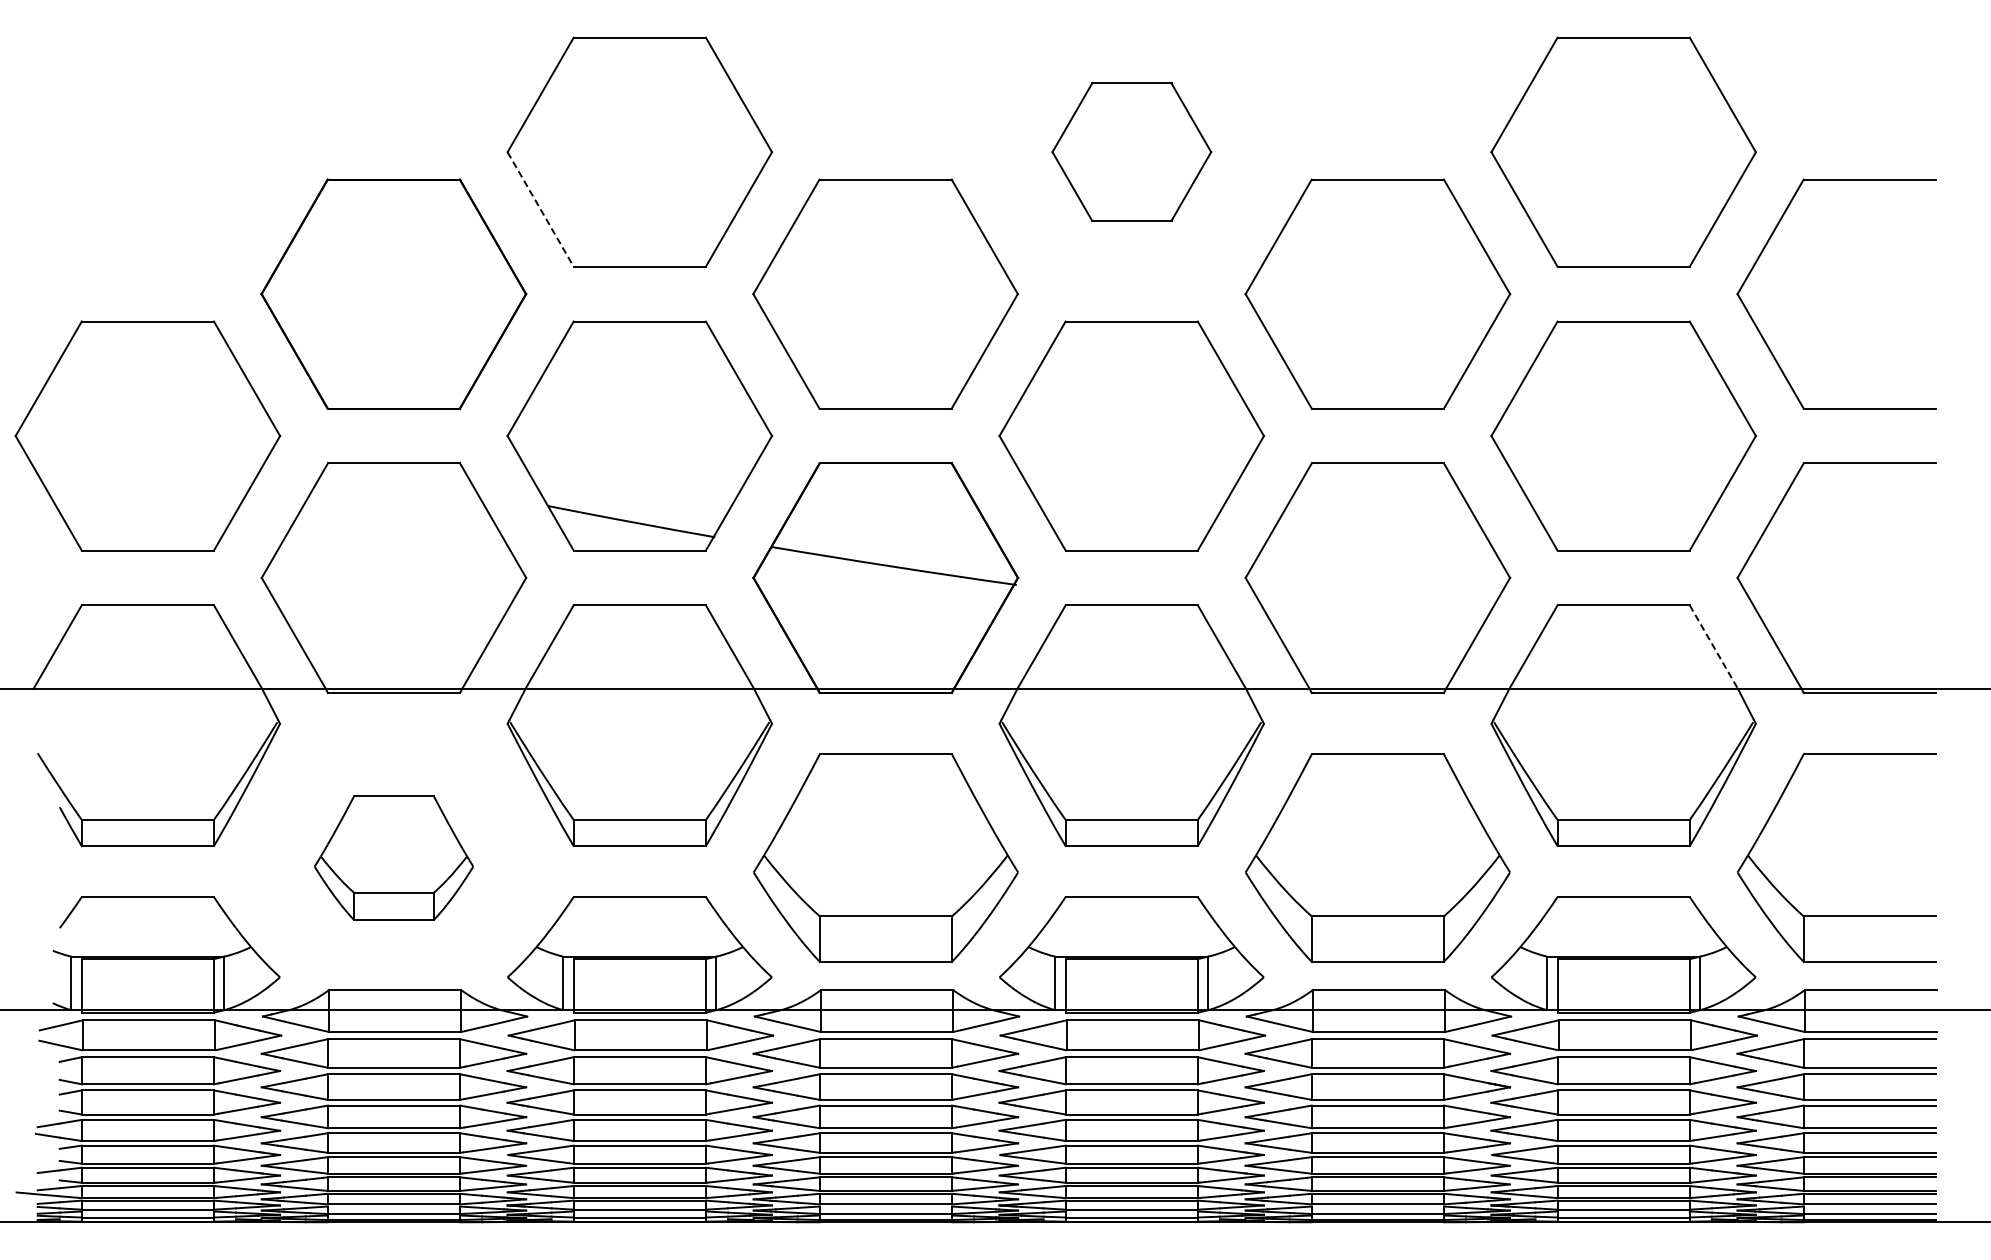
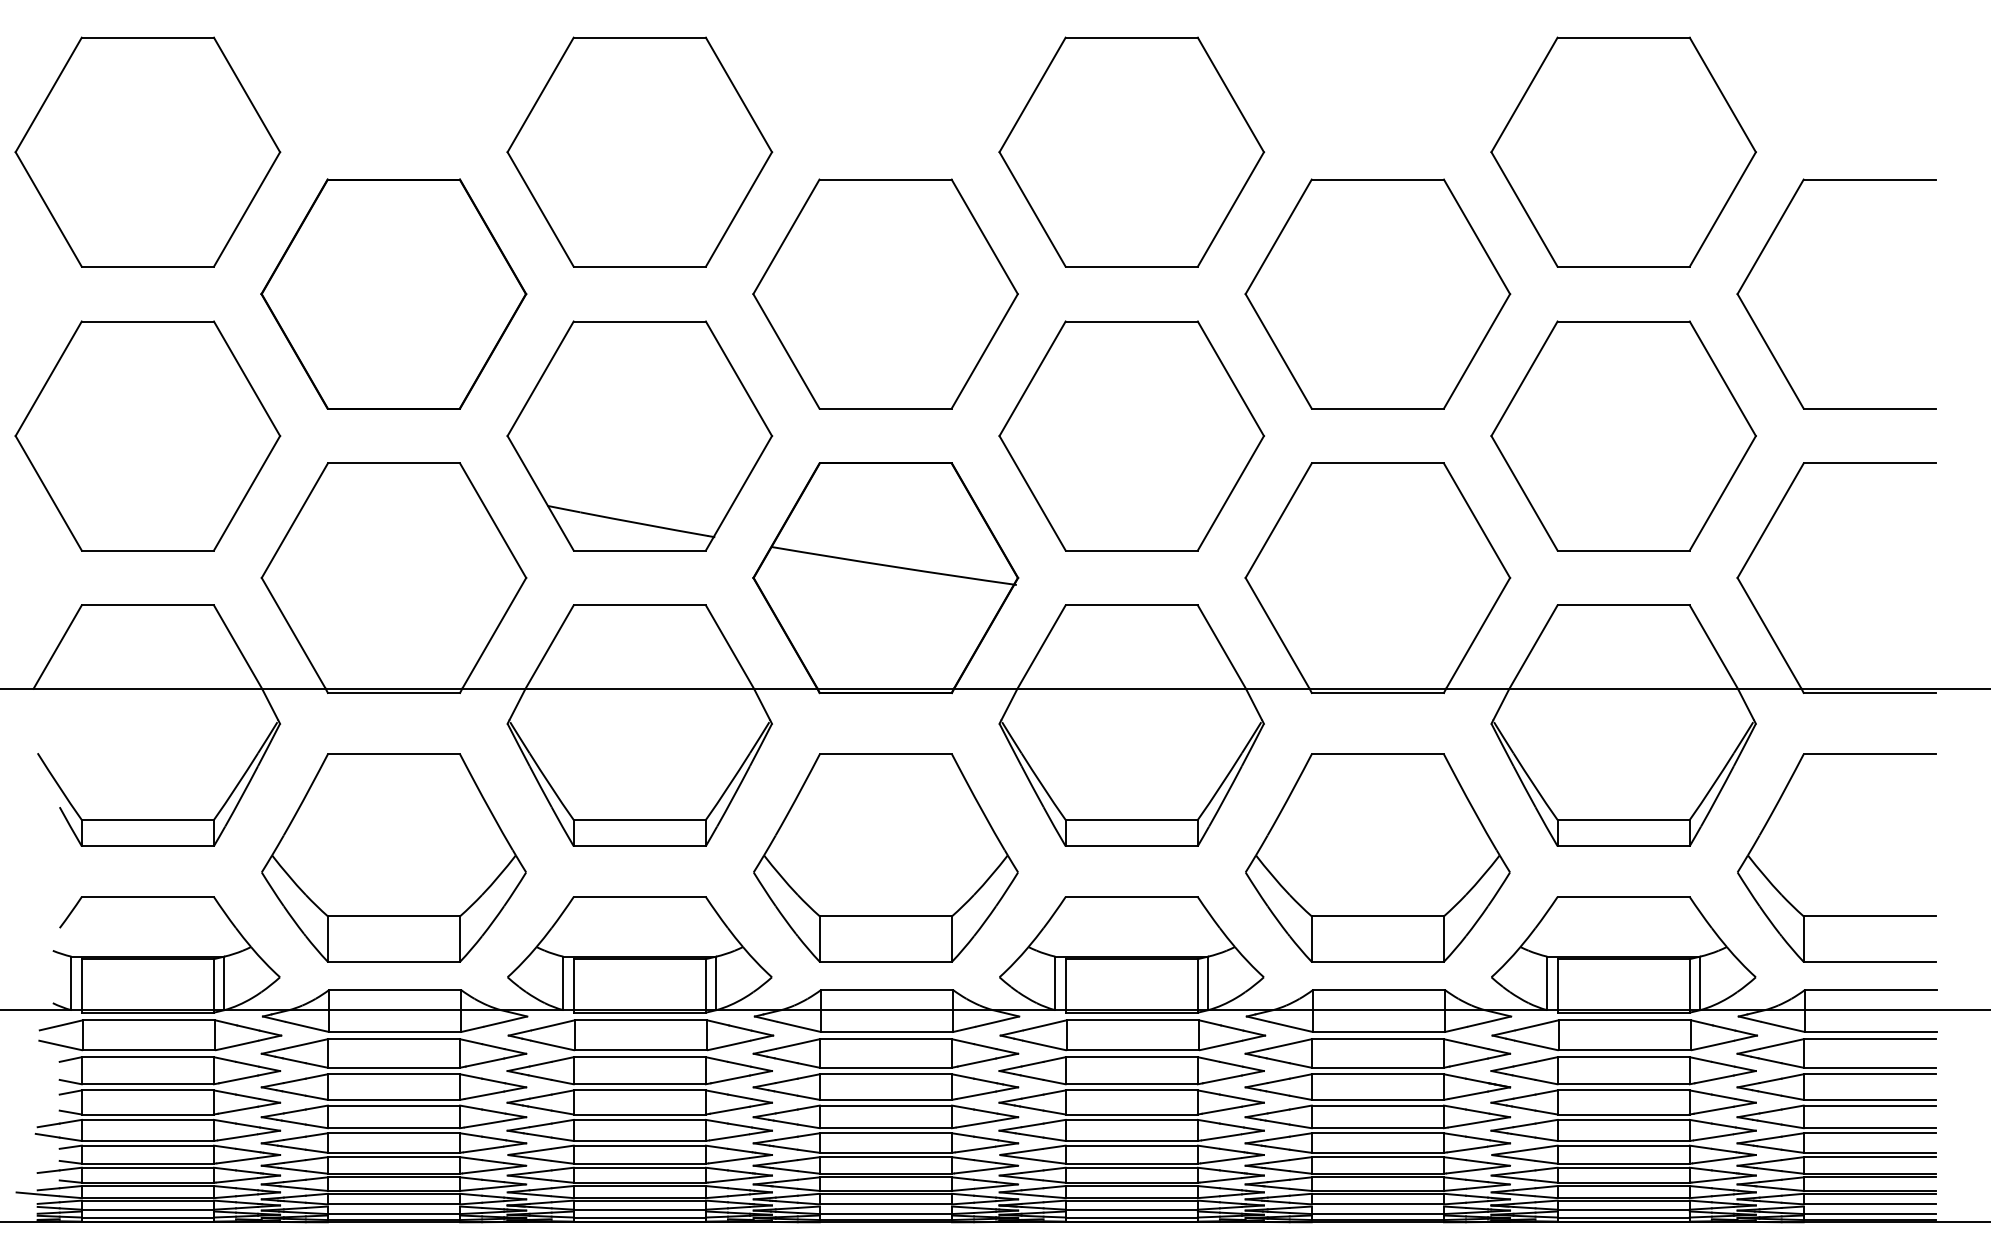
part: none -> present (147, 151)
part size: 162x140 px -> 268x232 px (1131, 151)
line: dashed -> solid (540, 209)
line: dashed -> solid (1714, 647)
part size: 160x126 px -> 266x210 px (393, 857)
